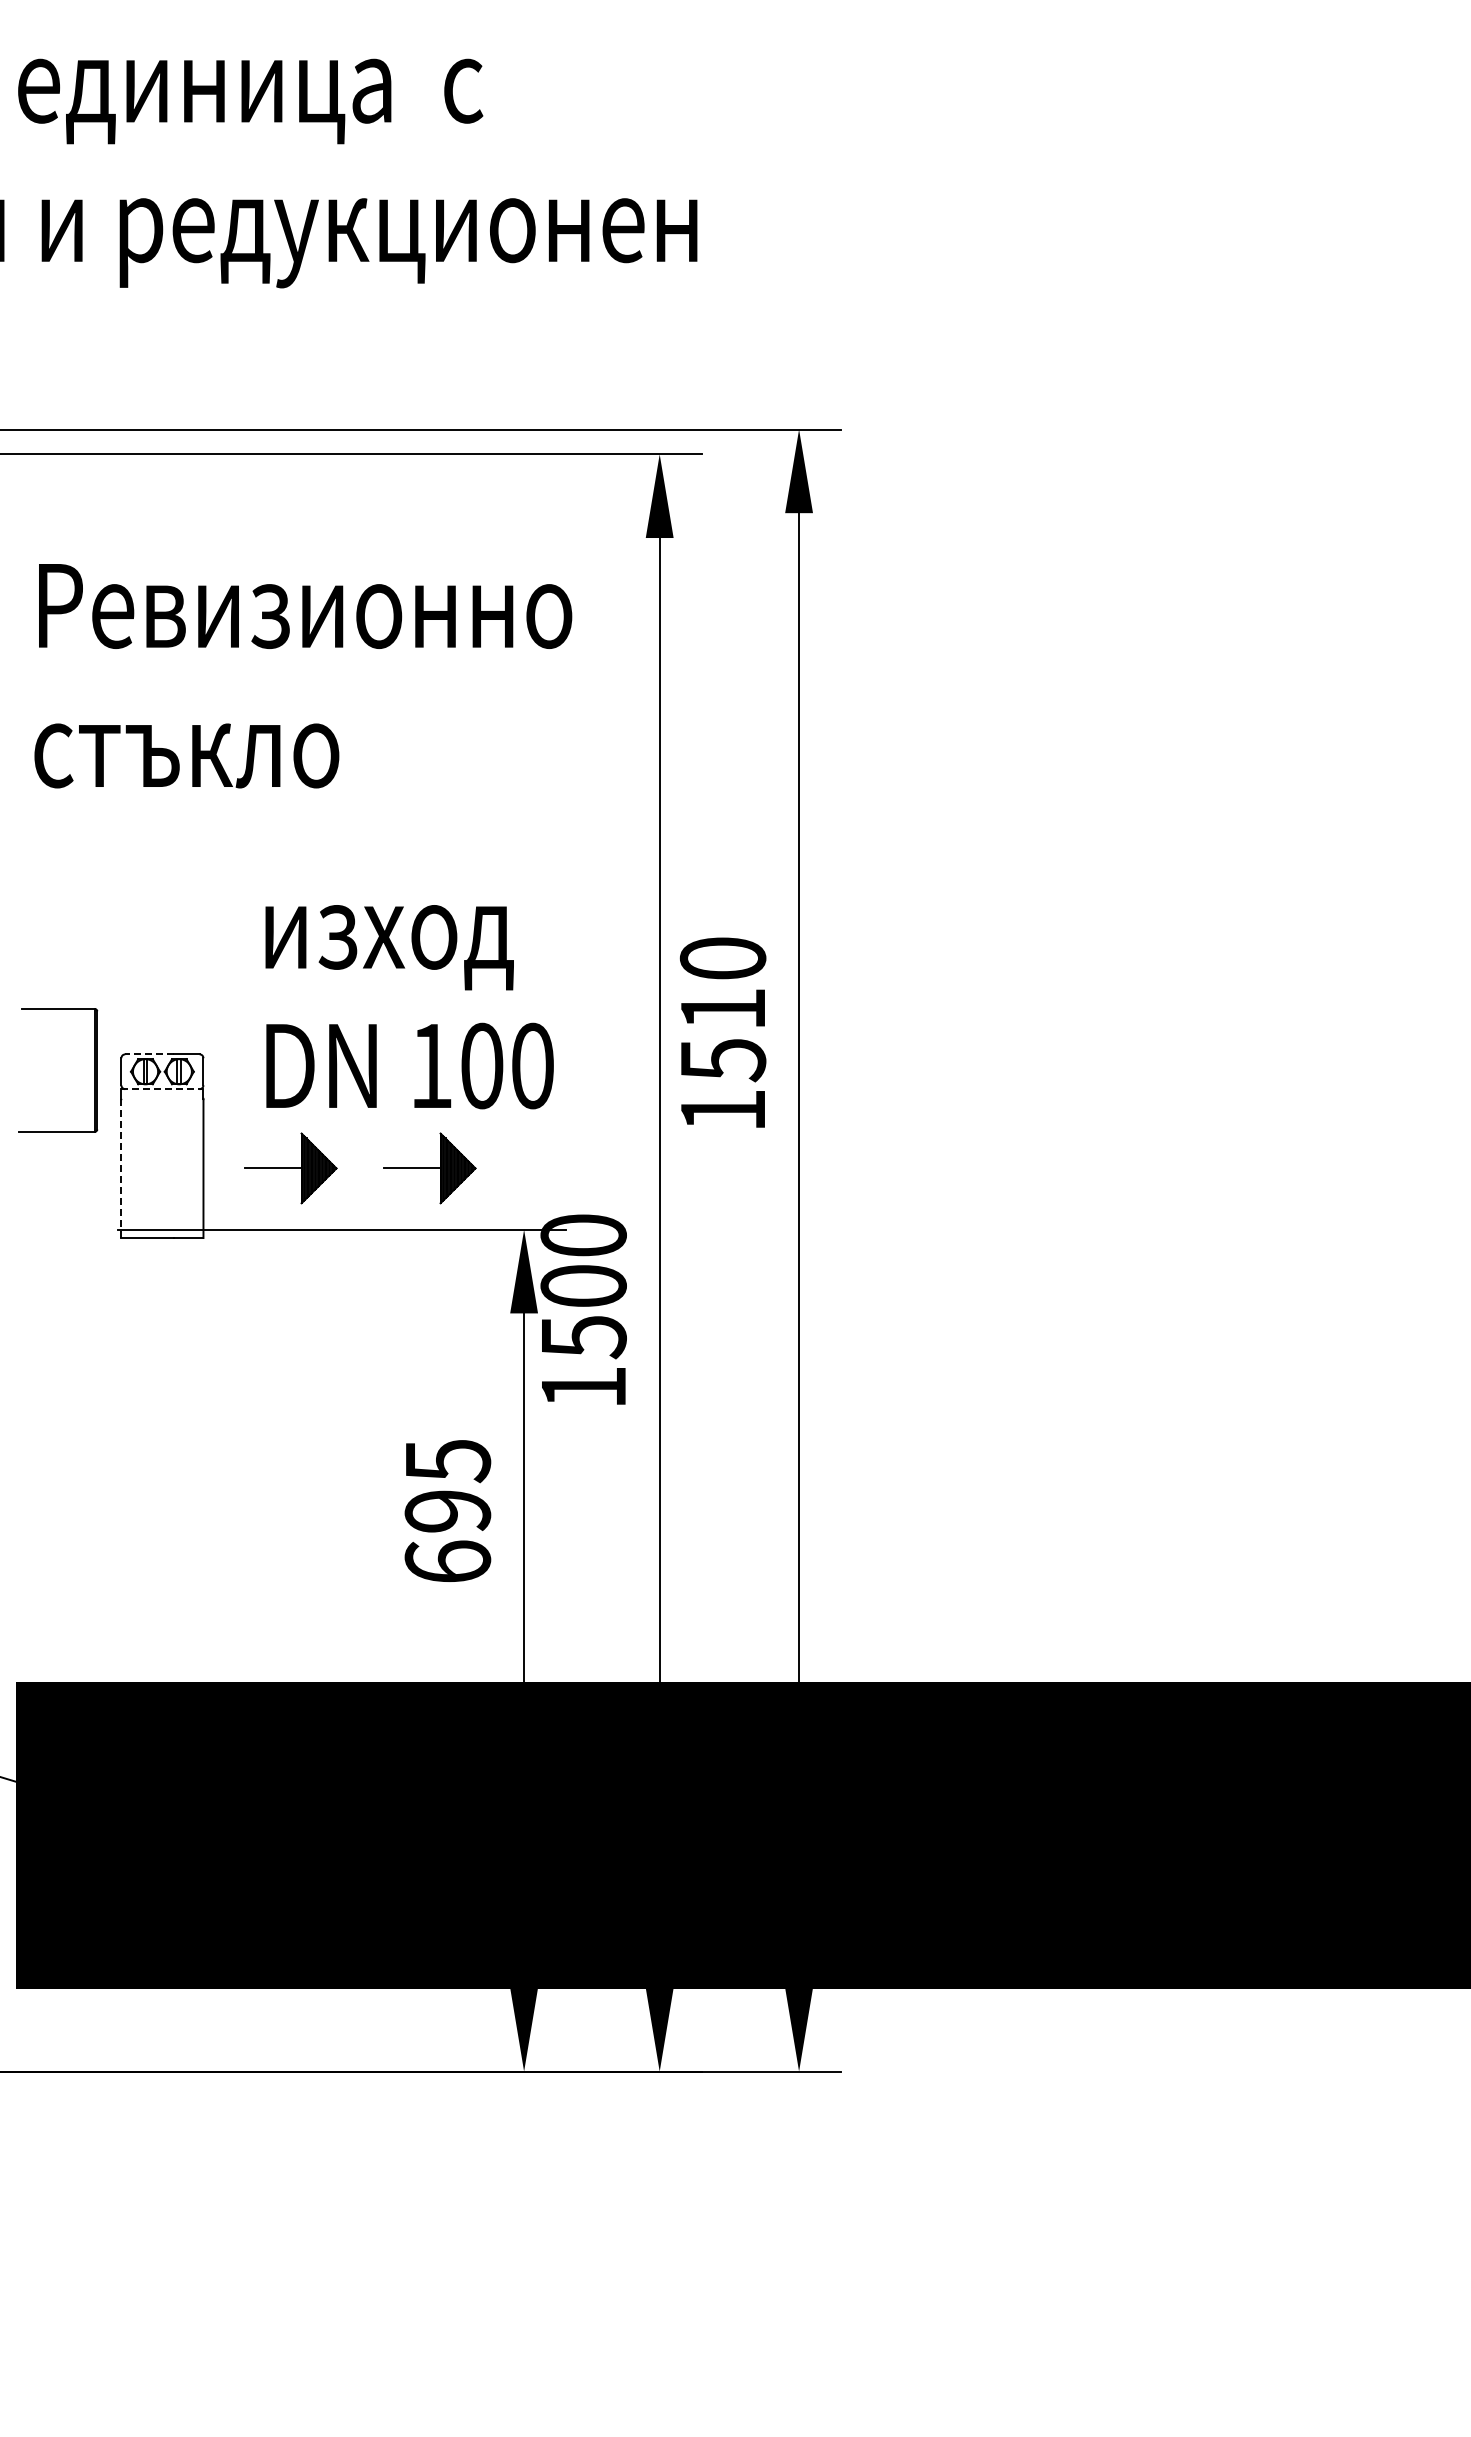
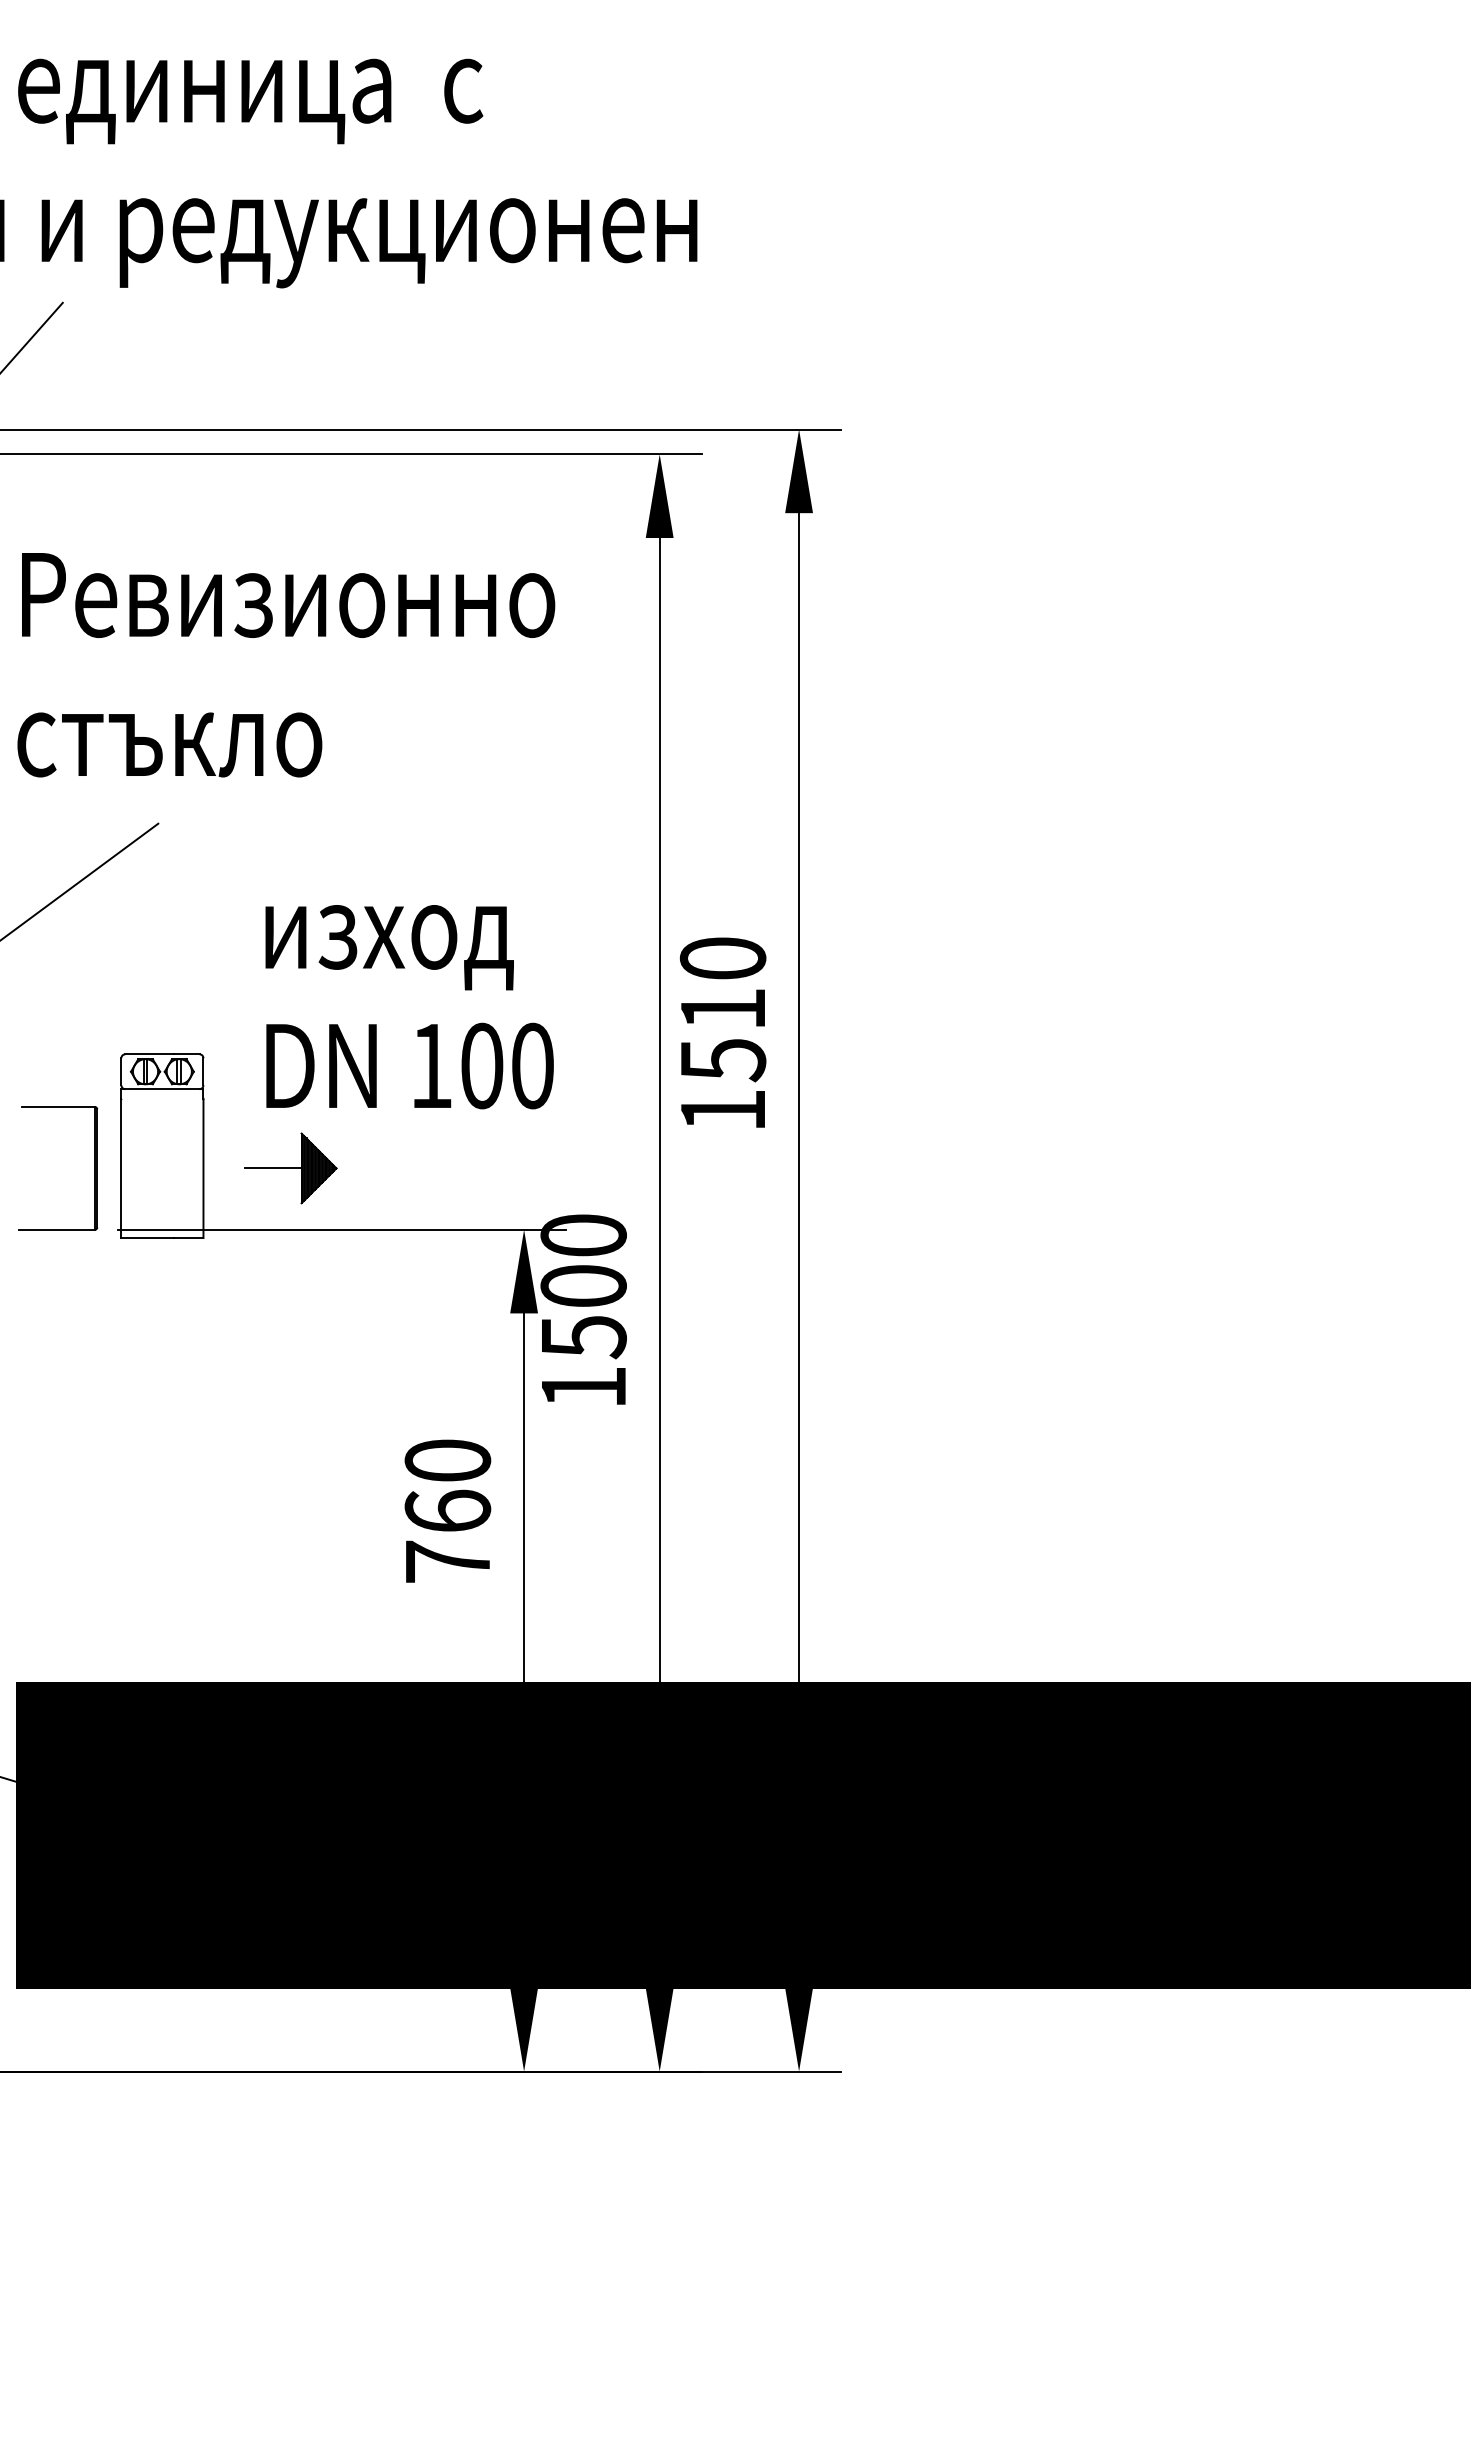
line: none -> present (32, 336)
text position: (303, 676) -> (286, 665) (286, 665)
line: none -> present (80, 881)
line: dashed -> solid (148, 1054)
part position: (94, 1070) -> (94, 1168) (94, 1168)
line: dashed -> solid (162, 1089)
line: dashed -> solid (121, 1168)
part: present -> none (429, 1168)
text: 695 -> 760 (447, 1510)
